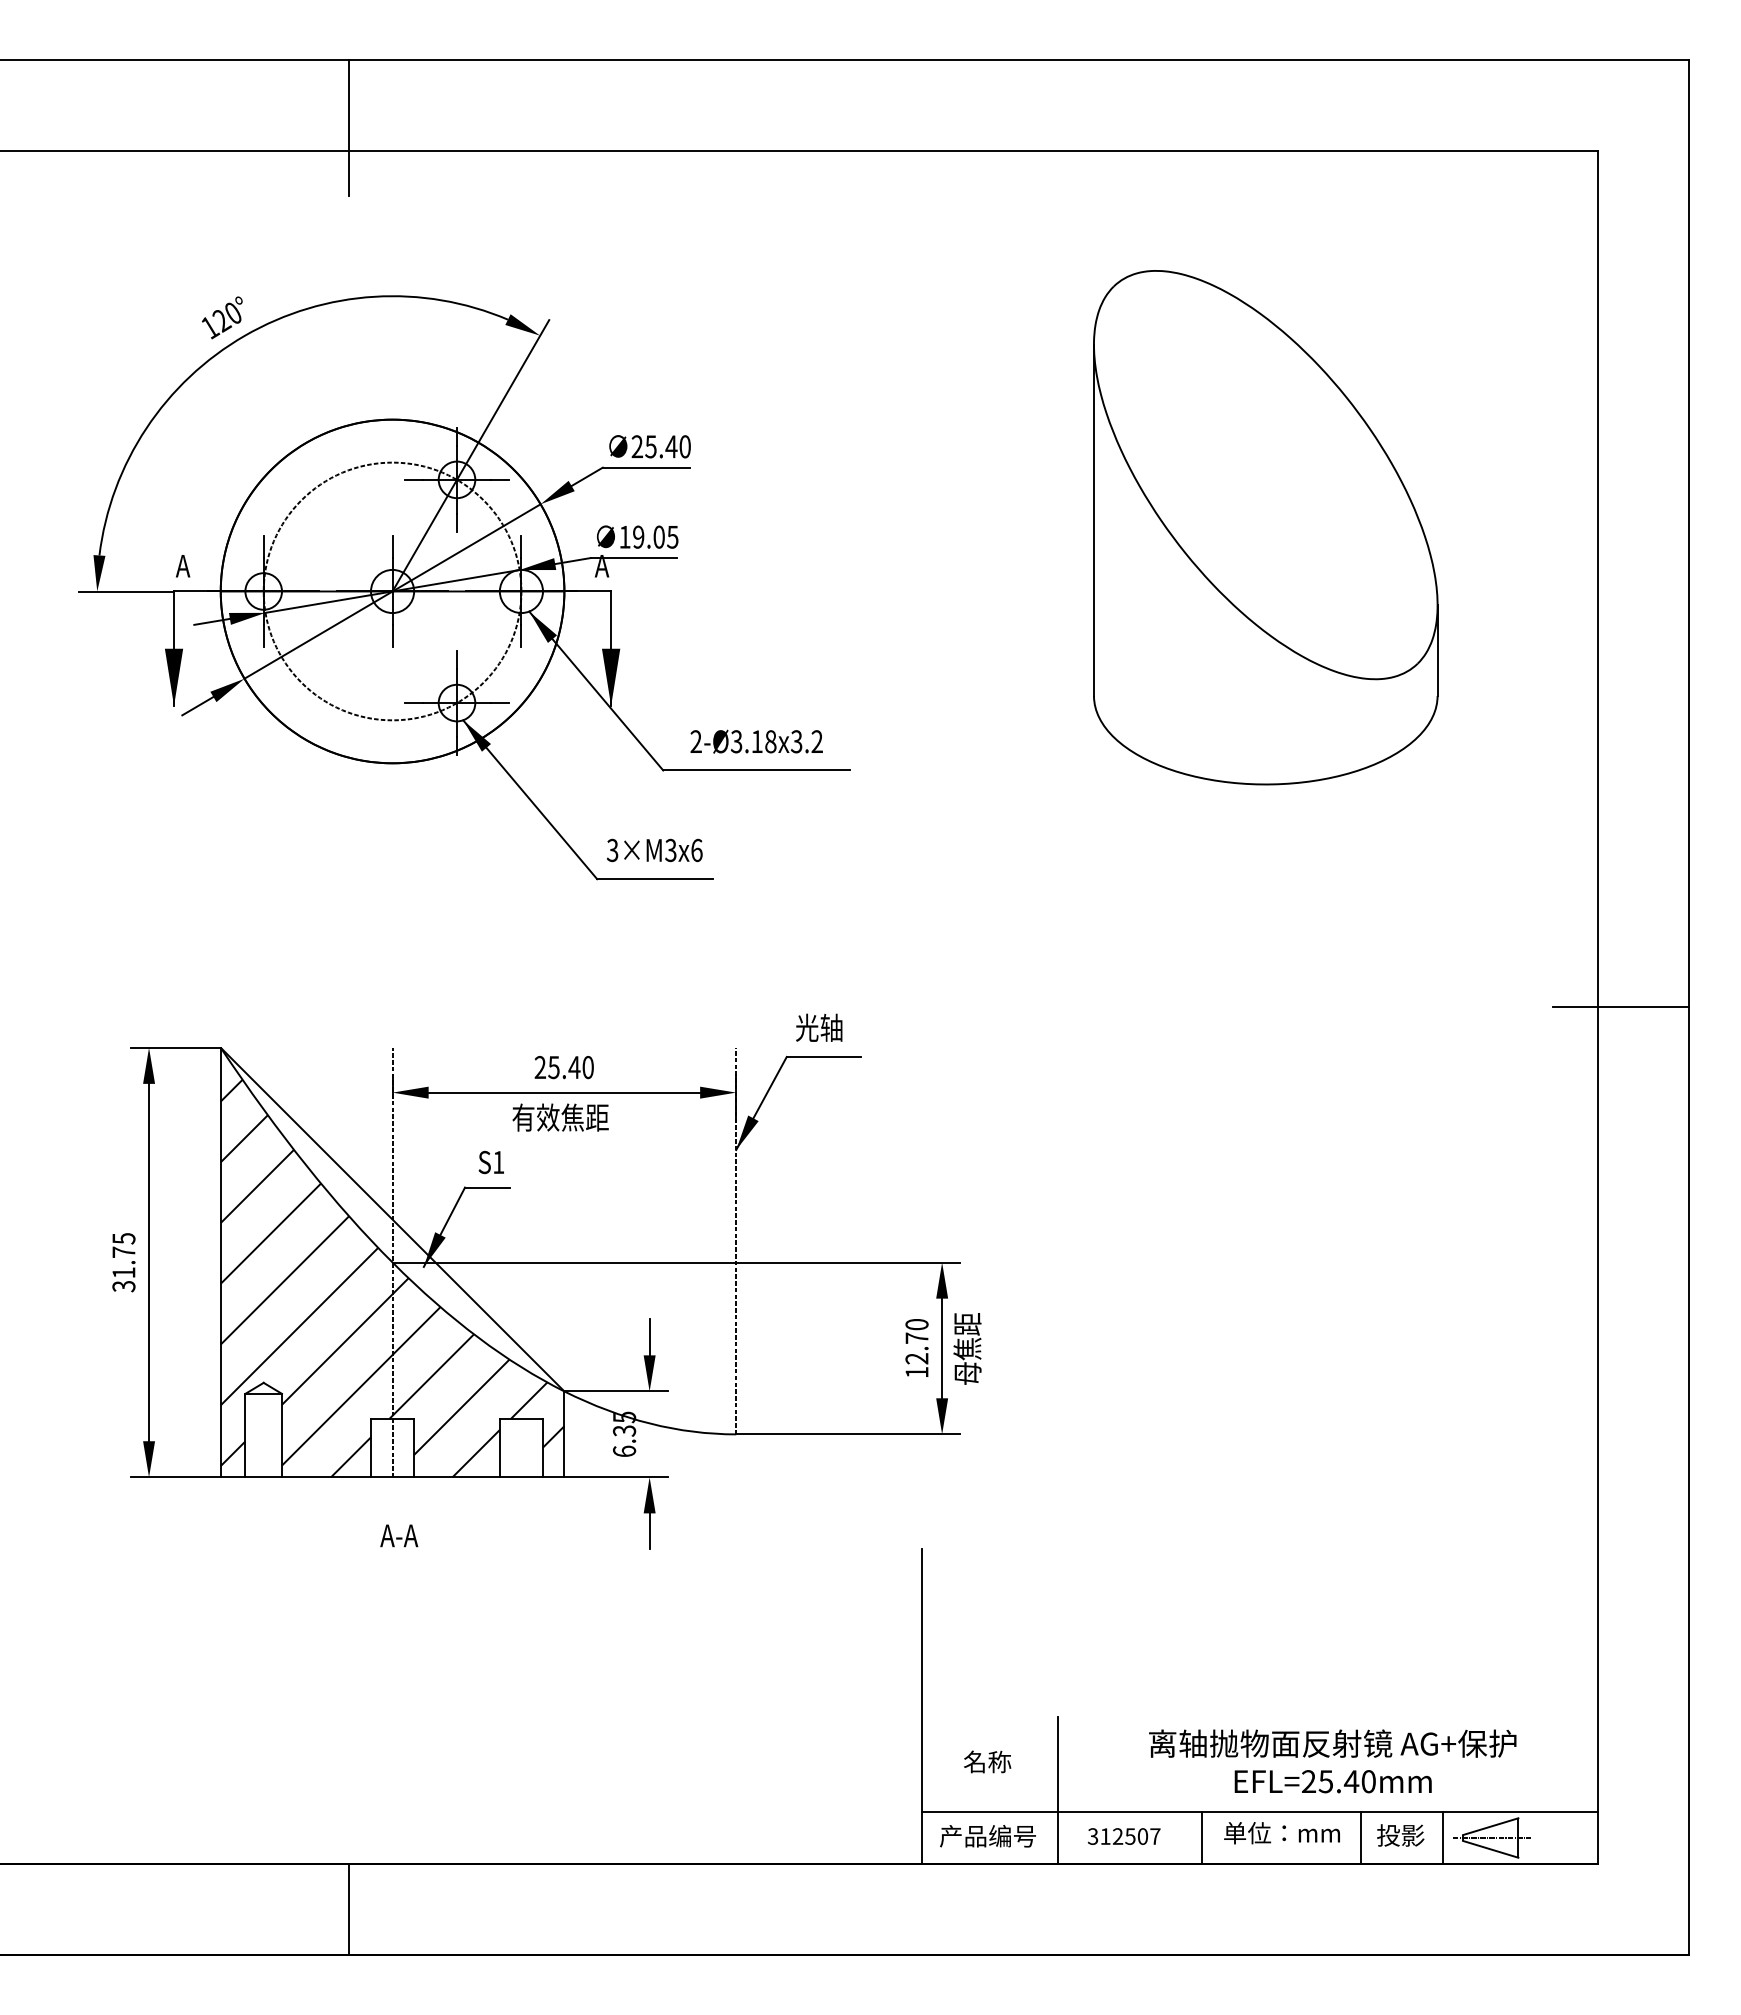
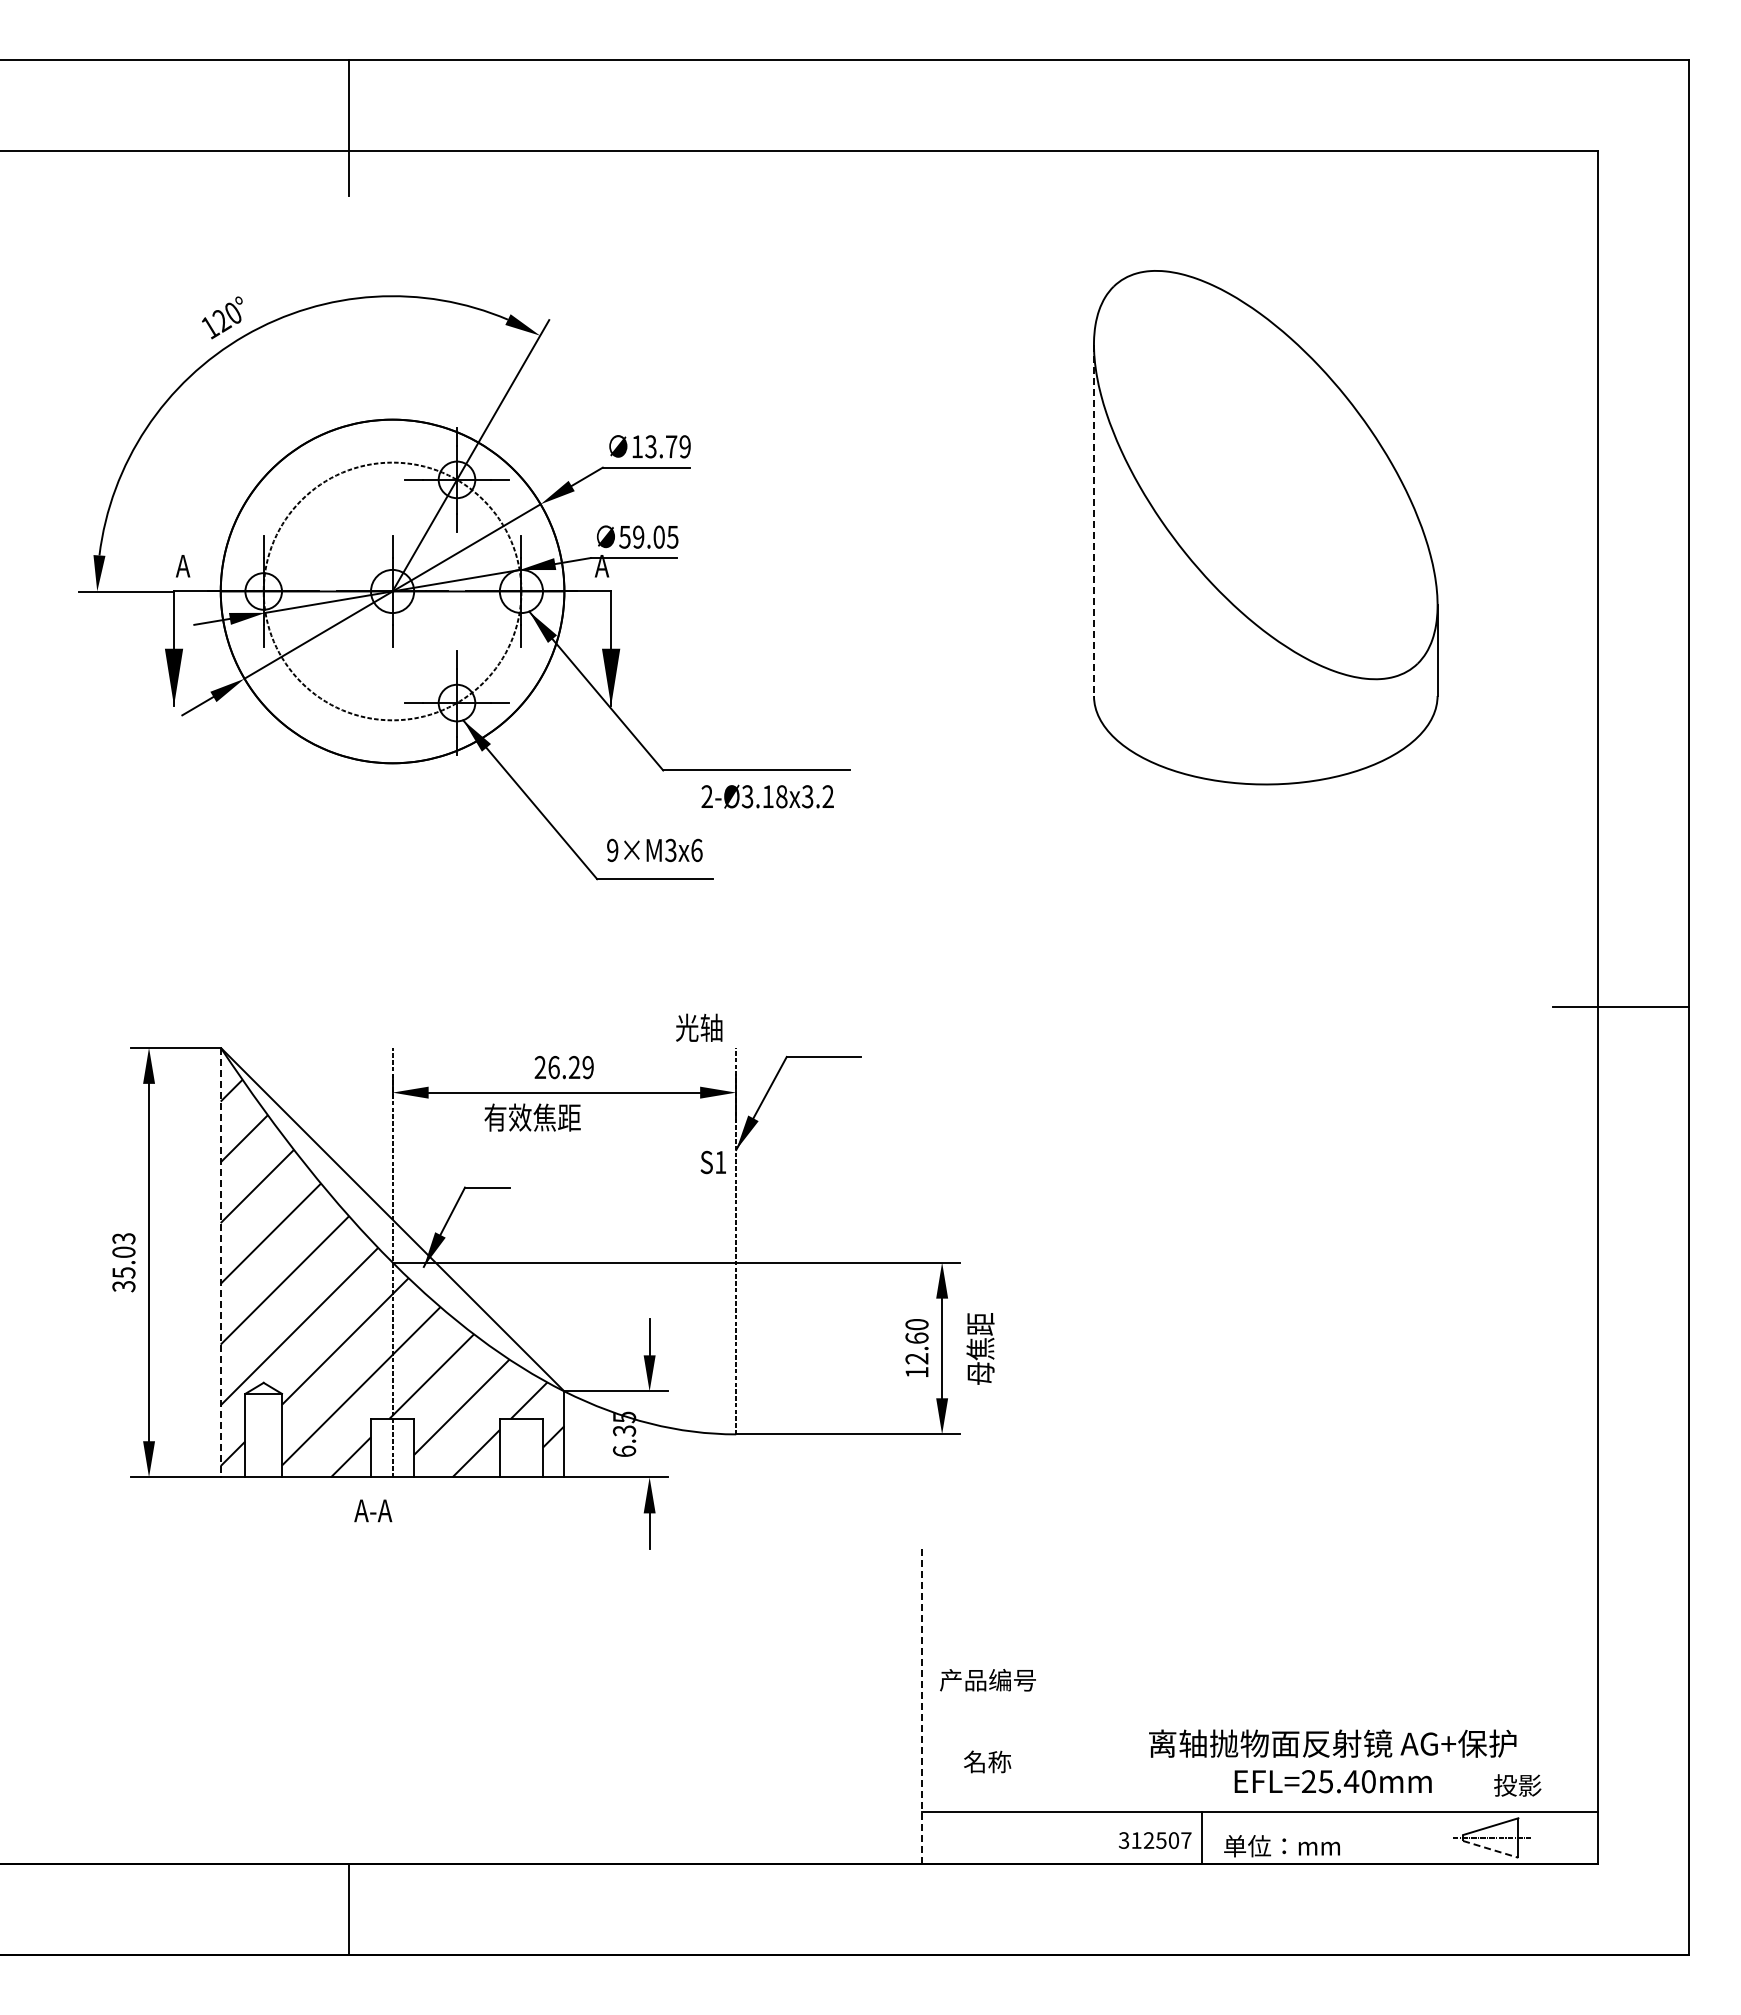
text: 25.40 -> 13.79 (660, 446)
line: solid -> dashed (1093, 520)
text: 19.05 -> 59.05 (624, 537)
text position: (756, 741) -> (767, 796) (767, 796)
text: 3×M3 -> 9×M3 (612, 850)
text position: (819, 1027) -> (699, 1027) (699, 1027)
text: 25.40 -> 26.29 (570, 1067)
text position: (560, 1117) -> (532, 1117) (532, 1117)
text position: (490, 1162) -> (712, 1162) (712, 1162)
text: 31.75 -> 35.03 (123, 1255)
line: solid -> dashed (220, 1262)
text: 12.70 -> 12.60 (916, 1337)
text position: (967, 1348) -> (980, 1348) (980, 1348)
text position: (399, 1535) -> (373, 1510) (373, 1510)
line: solid -> dashed (921, 1706)
line: present -> none (1058, 1790)
text position: (1281, 1833) -> (1281, 1846) (1281, 1846)
text position: (1400, 1835) -> (1517, 1785) (1517, 1785)
text position: (987, 1836) -> (987, 1680) (987, 1680)
text position: (1123, 1836) -> (1154, 1840) (1154, 1840)
line: present -> none (1361, 1837)
line: present -> none (1443, 1837)
line: solid -> dashed (1490, 1849)
